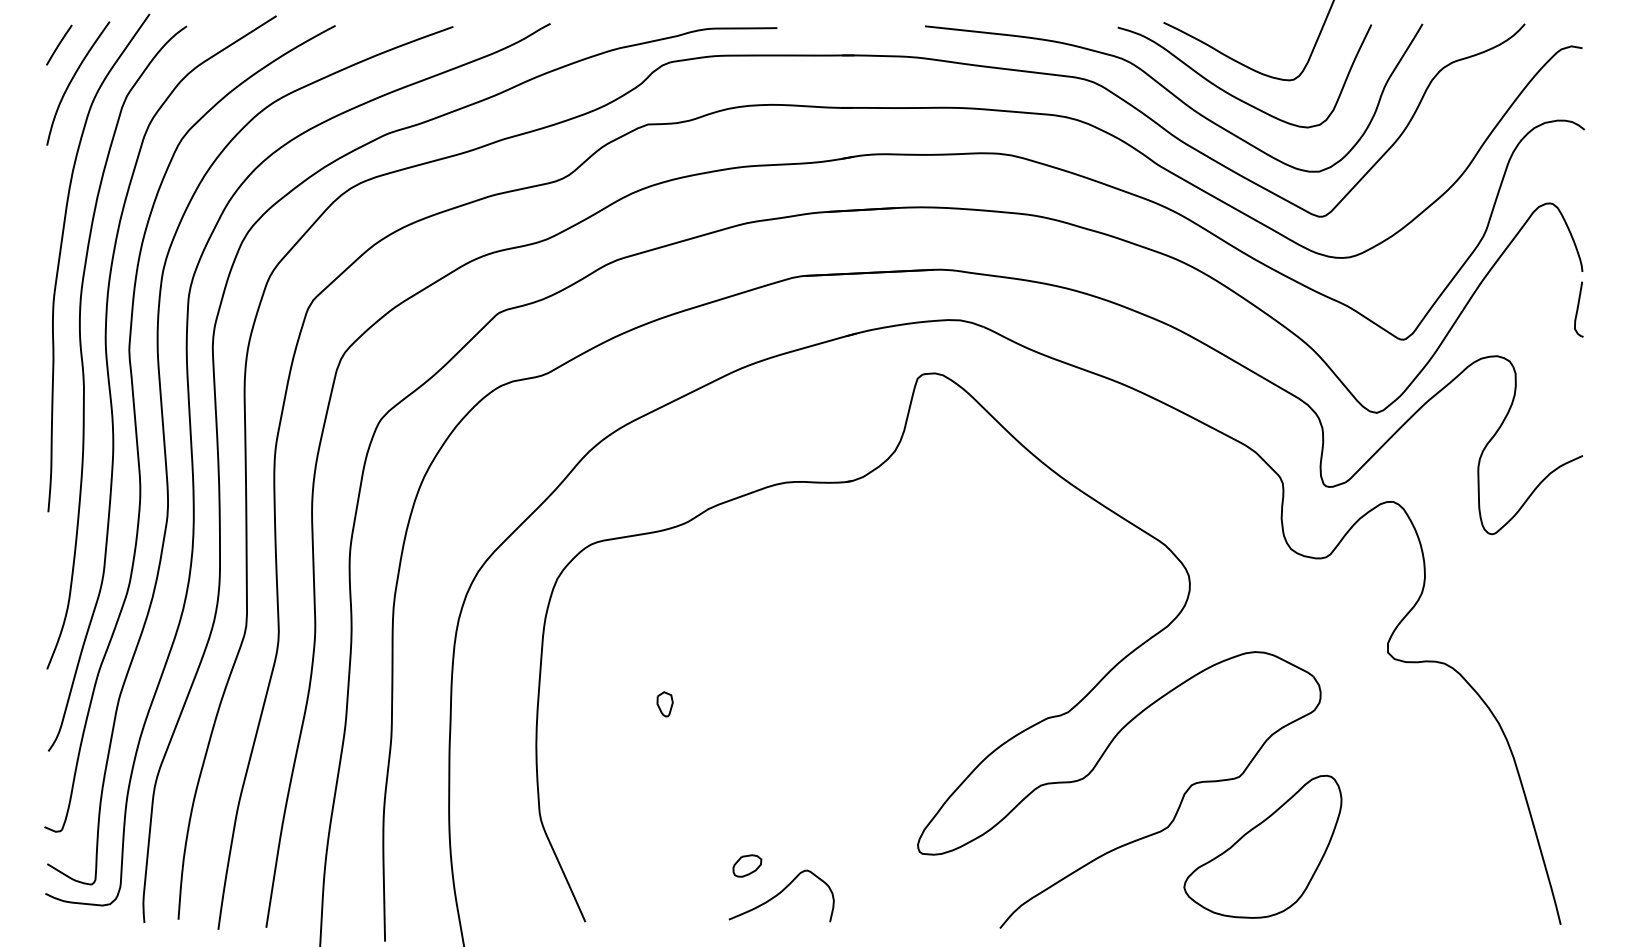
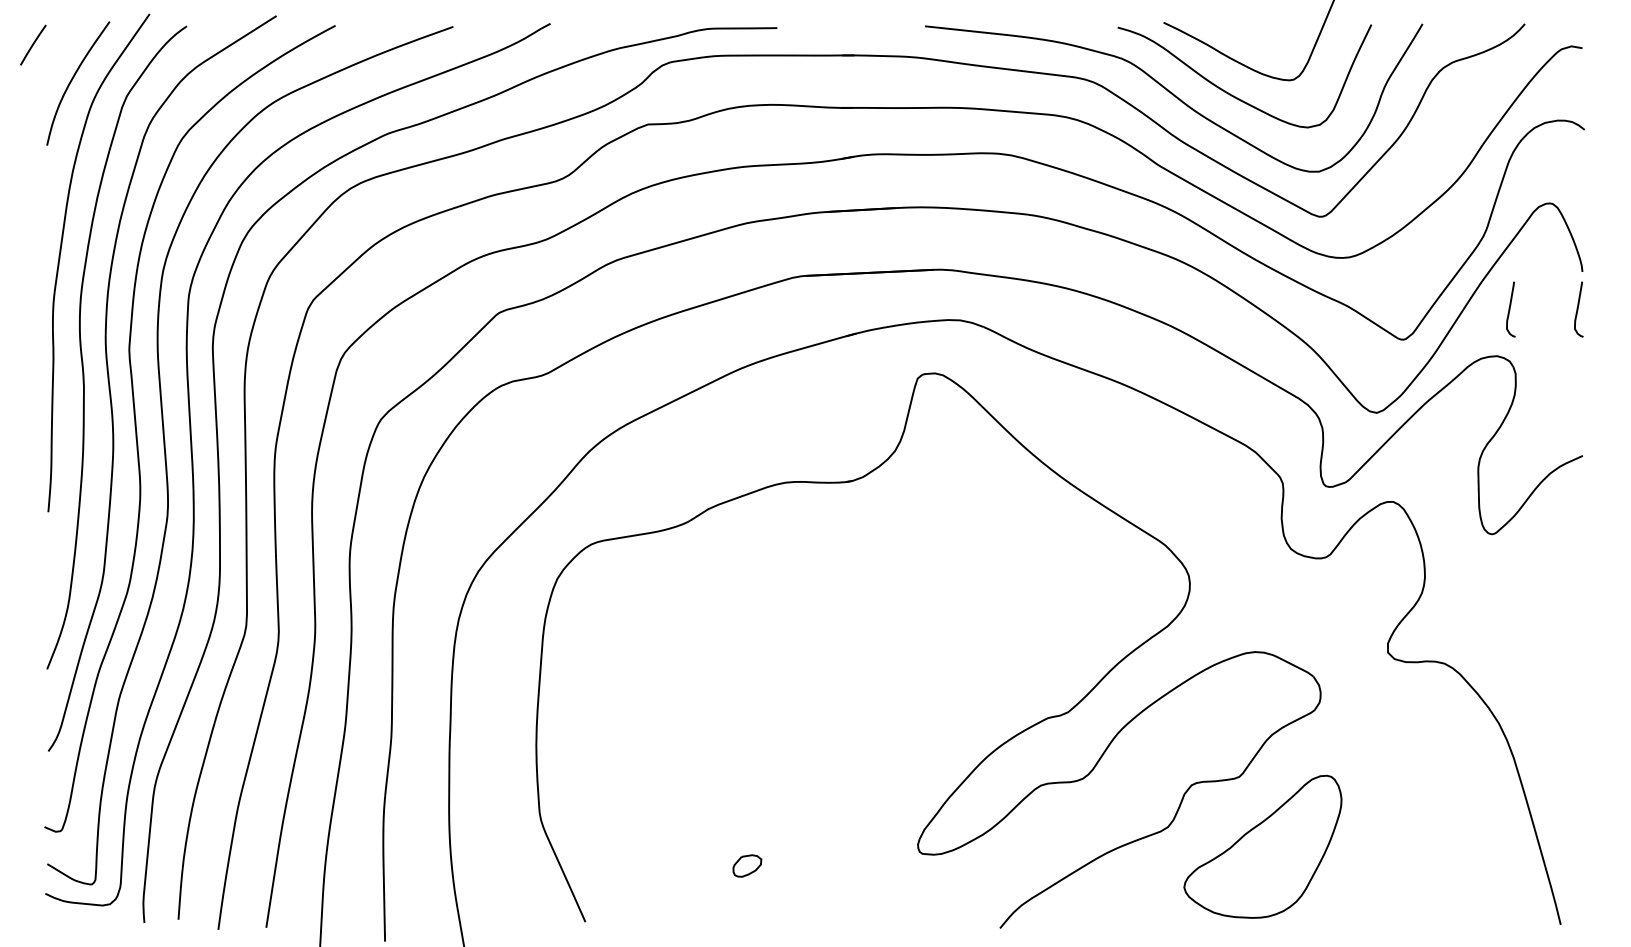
line position: (59, 44) -> (33, 44) (33, 44)
curve: none -> present (1510, 309)
part: present -> none (664, 704)
curve: present -> none (780, 893)
